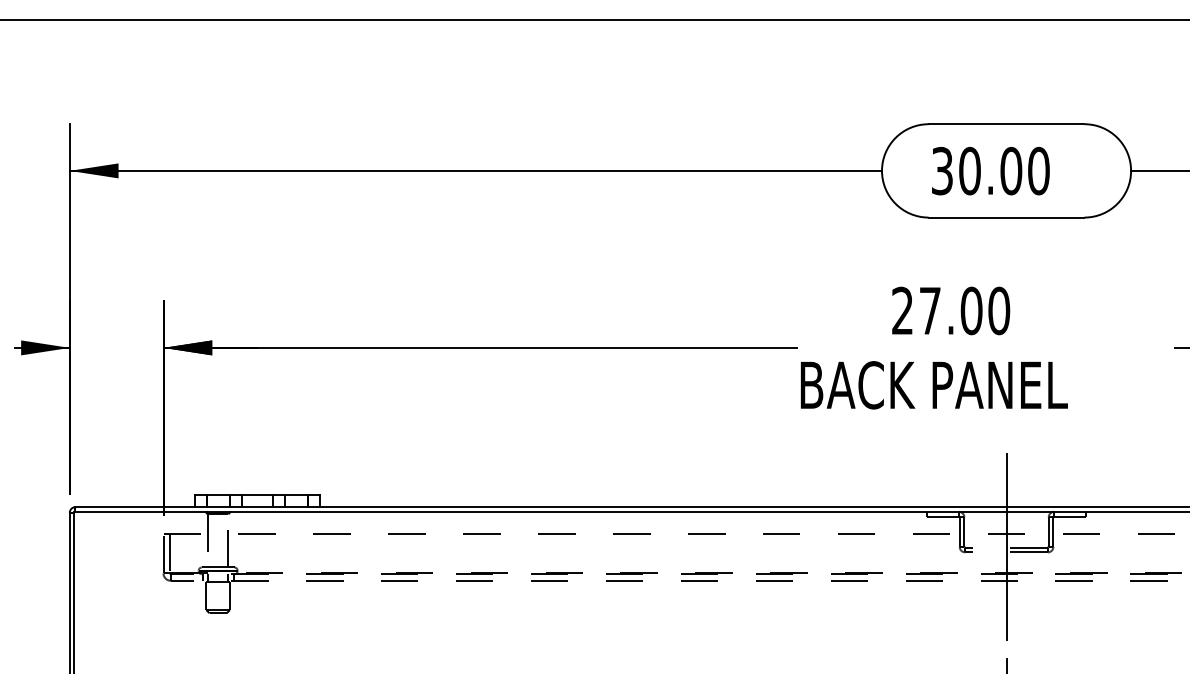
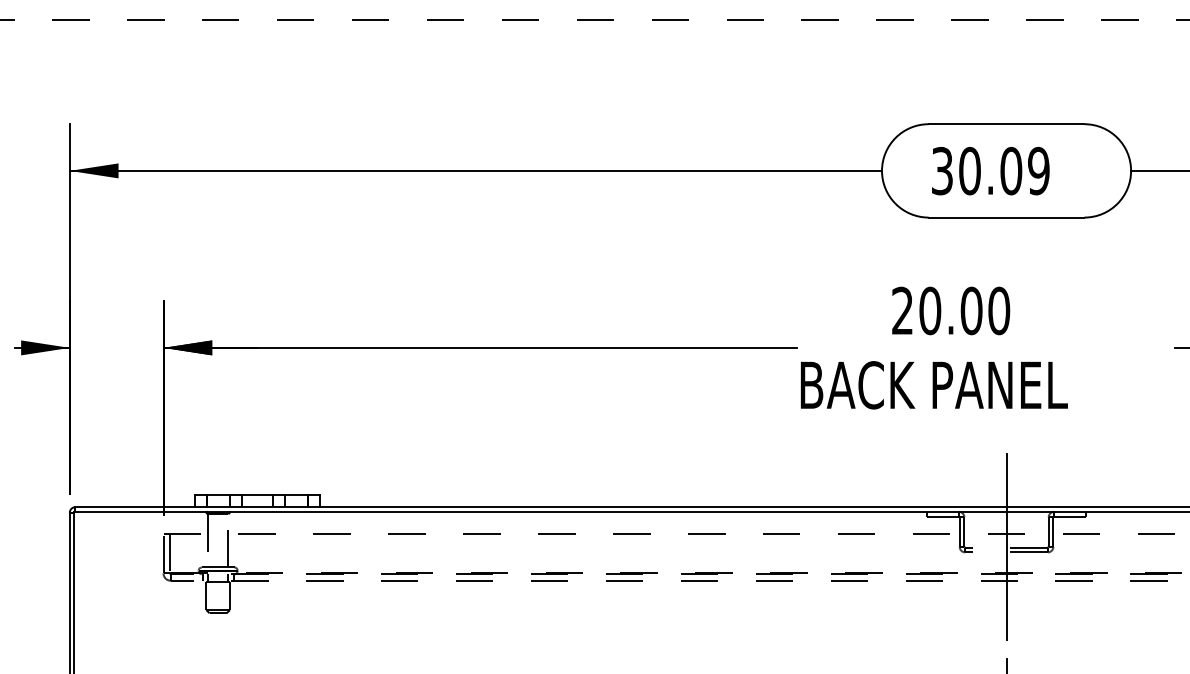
line: solid -> dashed (595, 20)
text: 30.00 -> 30.09 (1038, 171)
text: 27.00 -> 20.00 (930, 310)
